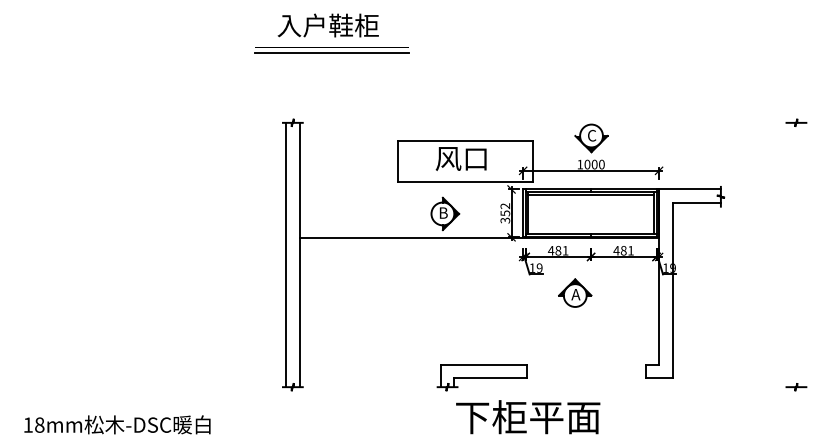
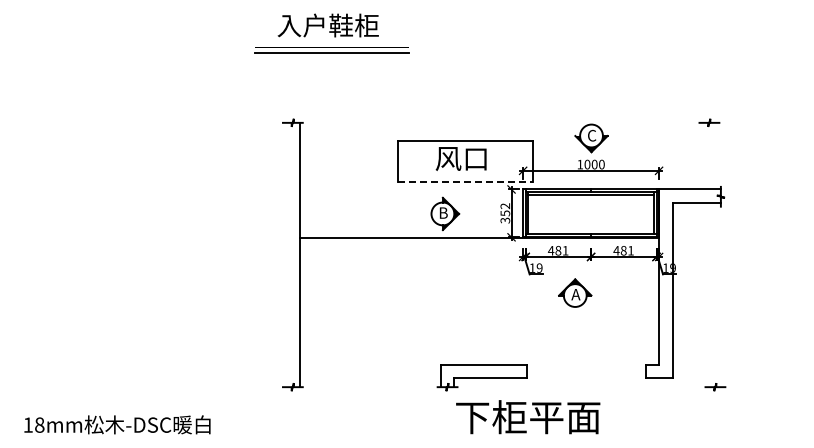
curve position: (796, 122) -> (709, 122) (709, 122)
line: solid -> dashed (465, 181)
line: present -> none (286, 254)
curve position: (796, 387) -> (715, 387) (715, 387)
